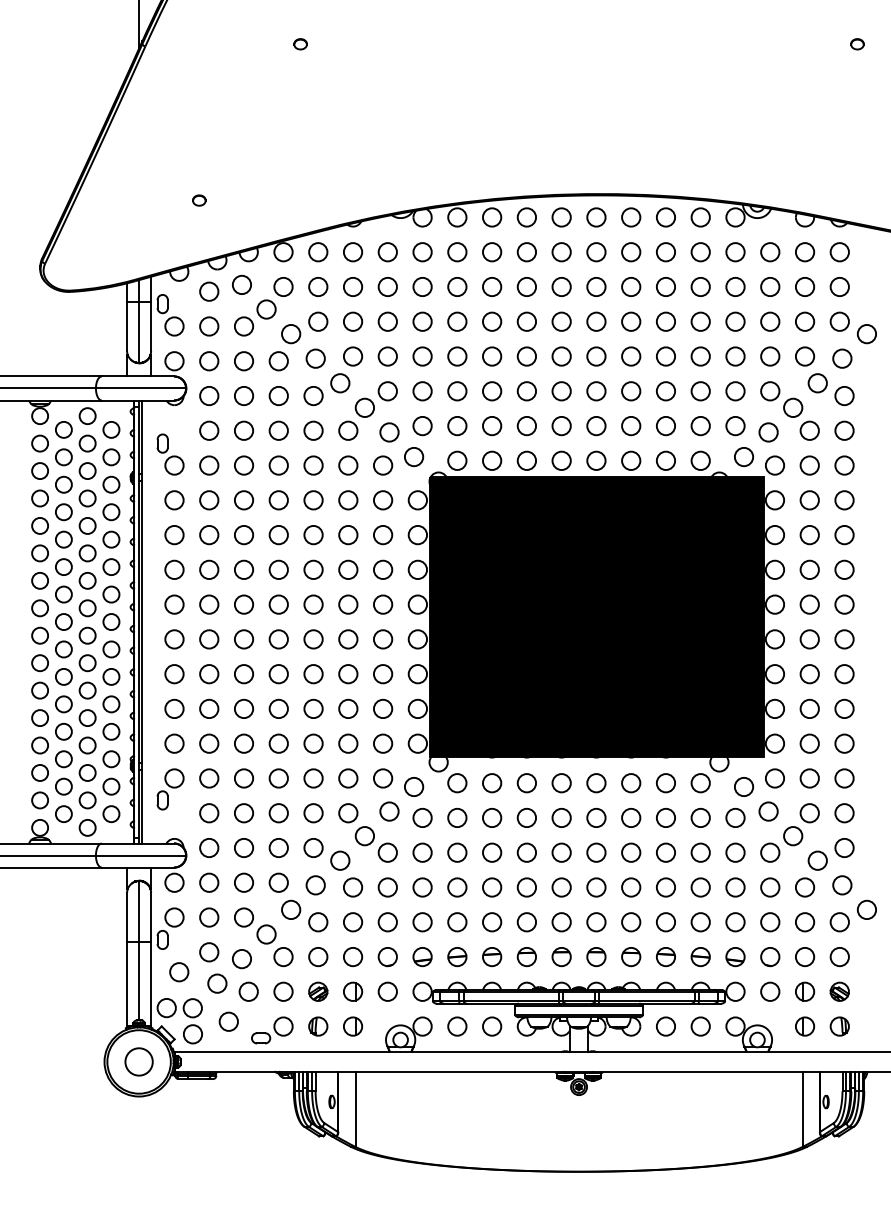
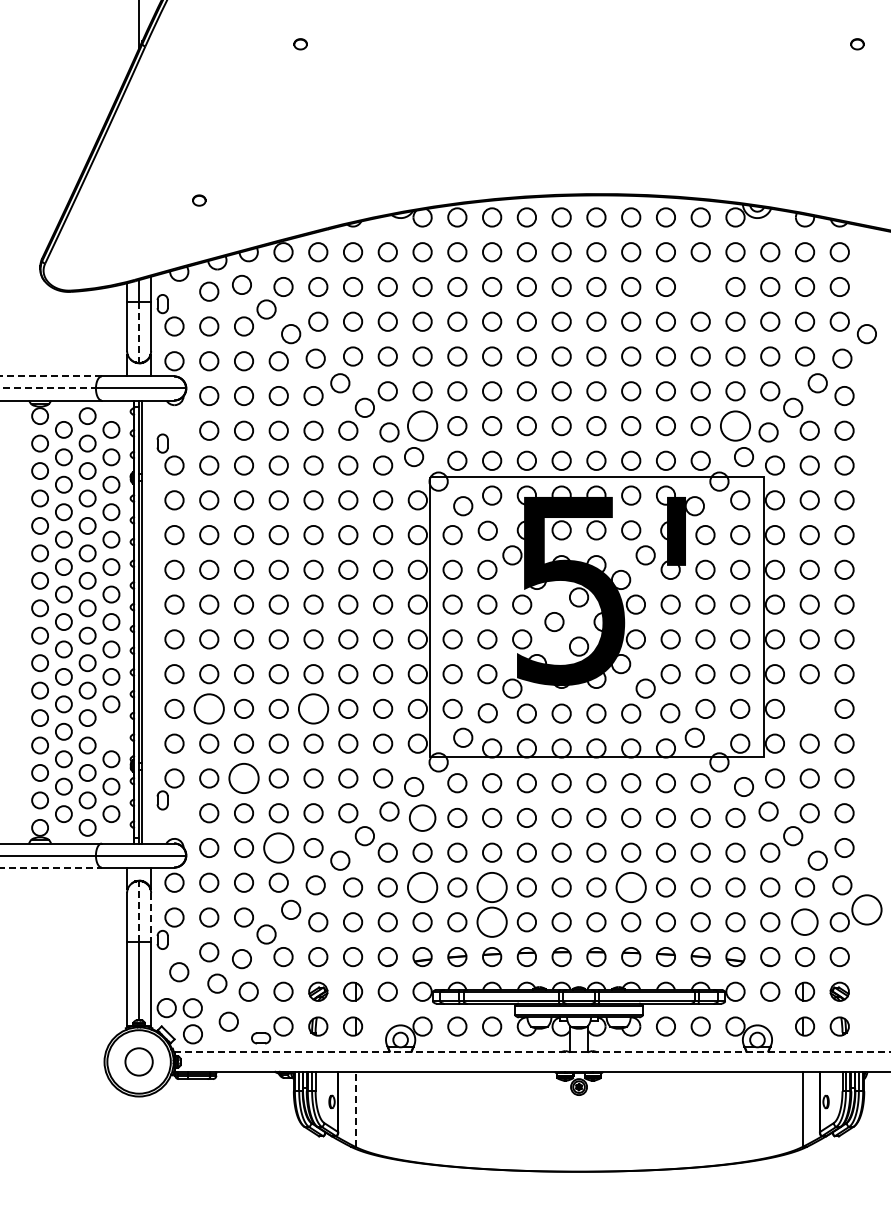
circle: present -> none (700, 286)
line: solid -> dashed (139, 333)
line: solid -> dashed (50, 376)
line: solid -> dashed (48, 388)
circle diameter: 18 px -> 29 px (422, 425)
circle diameter: 18 px -> 29 px (735, 425)
fill: present -> none (596, 617)
circle diameter: 18 px -> 29 px (208, 708)
circle diameter: 18 px -> 29 px (313, 708)
circle: present -> none (809, 708)
circle: present -> none (111, 731)
circle diameter: 18 px -> 29 px (243, 778)
circle size: 21x21 px -> 28x28 px (422, 817)
circle diameter: 18 px -> 29 px (278, 847)
line: solid -> dashed (51, 867)
circle diameter: 18 px -> 29 px (422, 887)
circle diameter: 18 px -> 29 px (491, 887)
circle diameter: 18 px -> 29 px (630, 887)
circle diameter: 18 px -> 29 px (866, 909)
line: solid -> dashed (139, 910)
line: solid -> dashed (151, 917)
circle diameter: 18 px -> 29 px (491, 921)
circle size: 21x21 px -> 28x28 px (804, 921)
line: solid -> dashed (532, 1052)
line: solid -> dashed (355, 1109)
